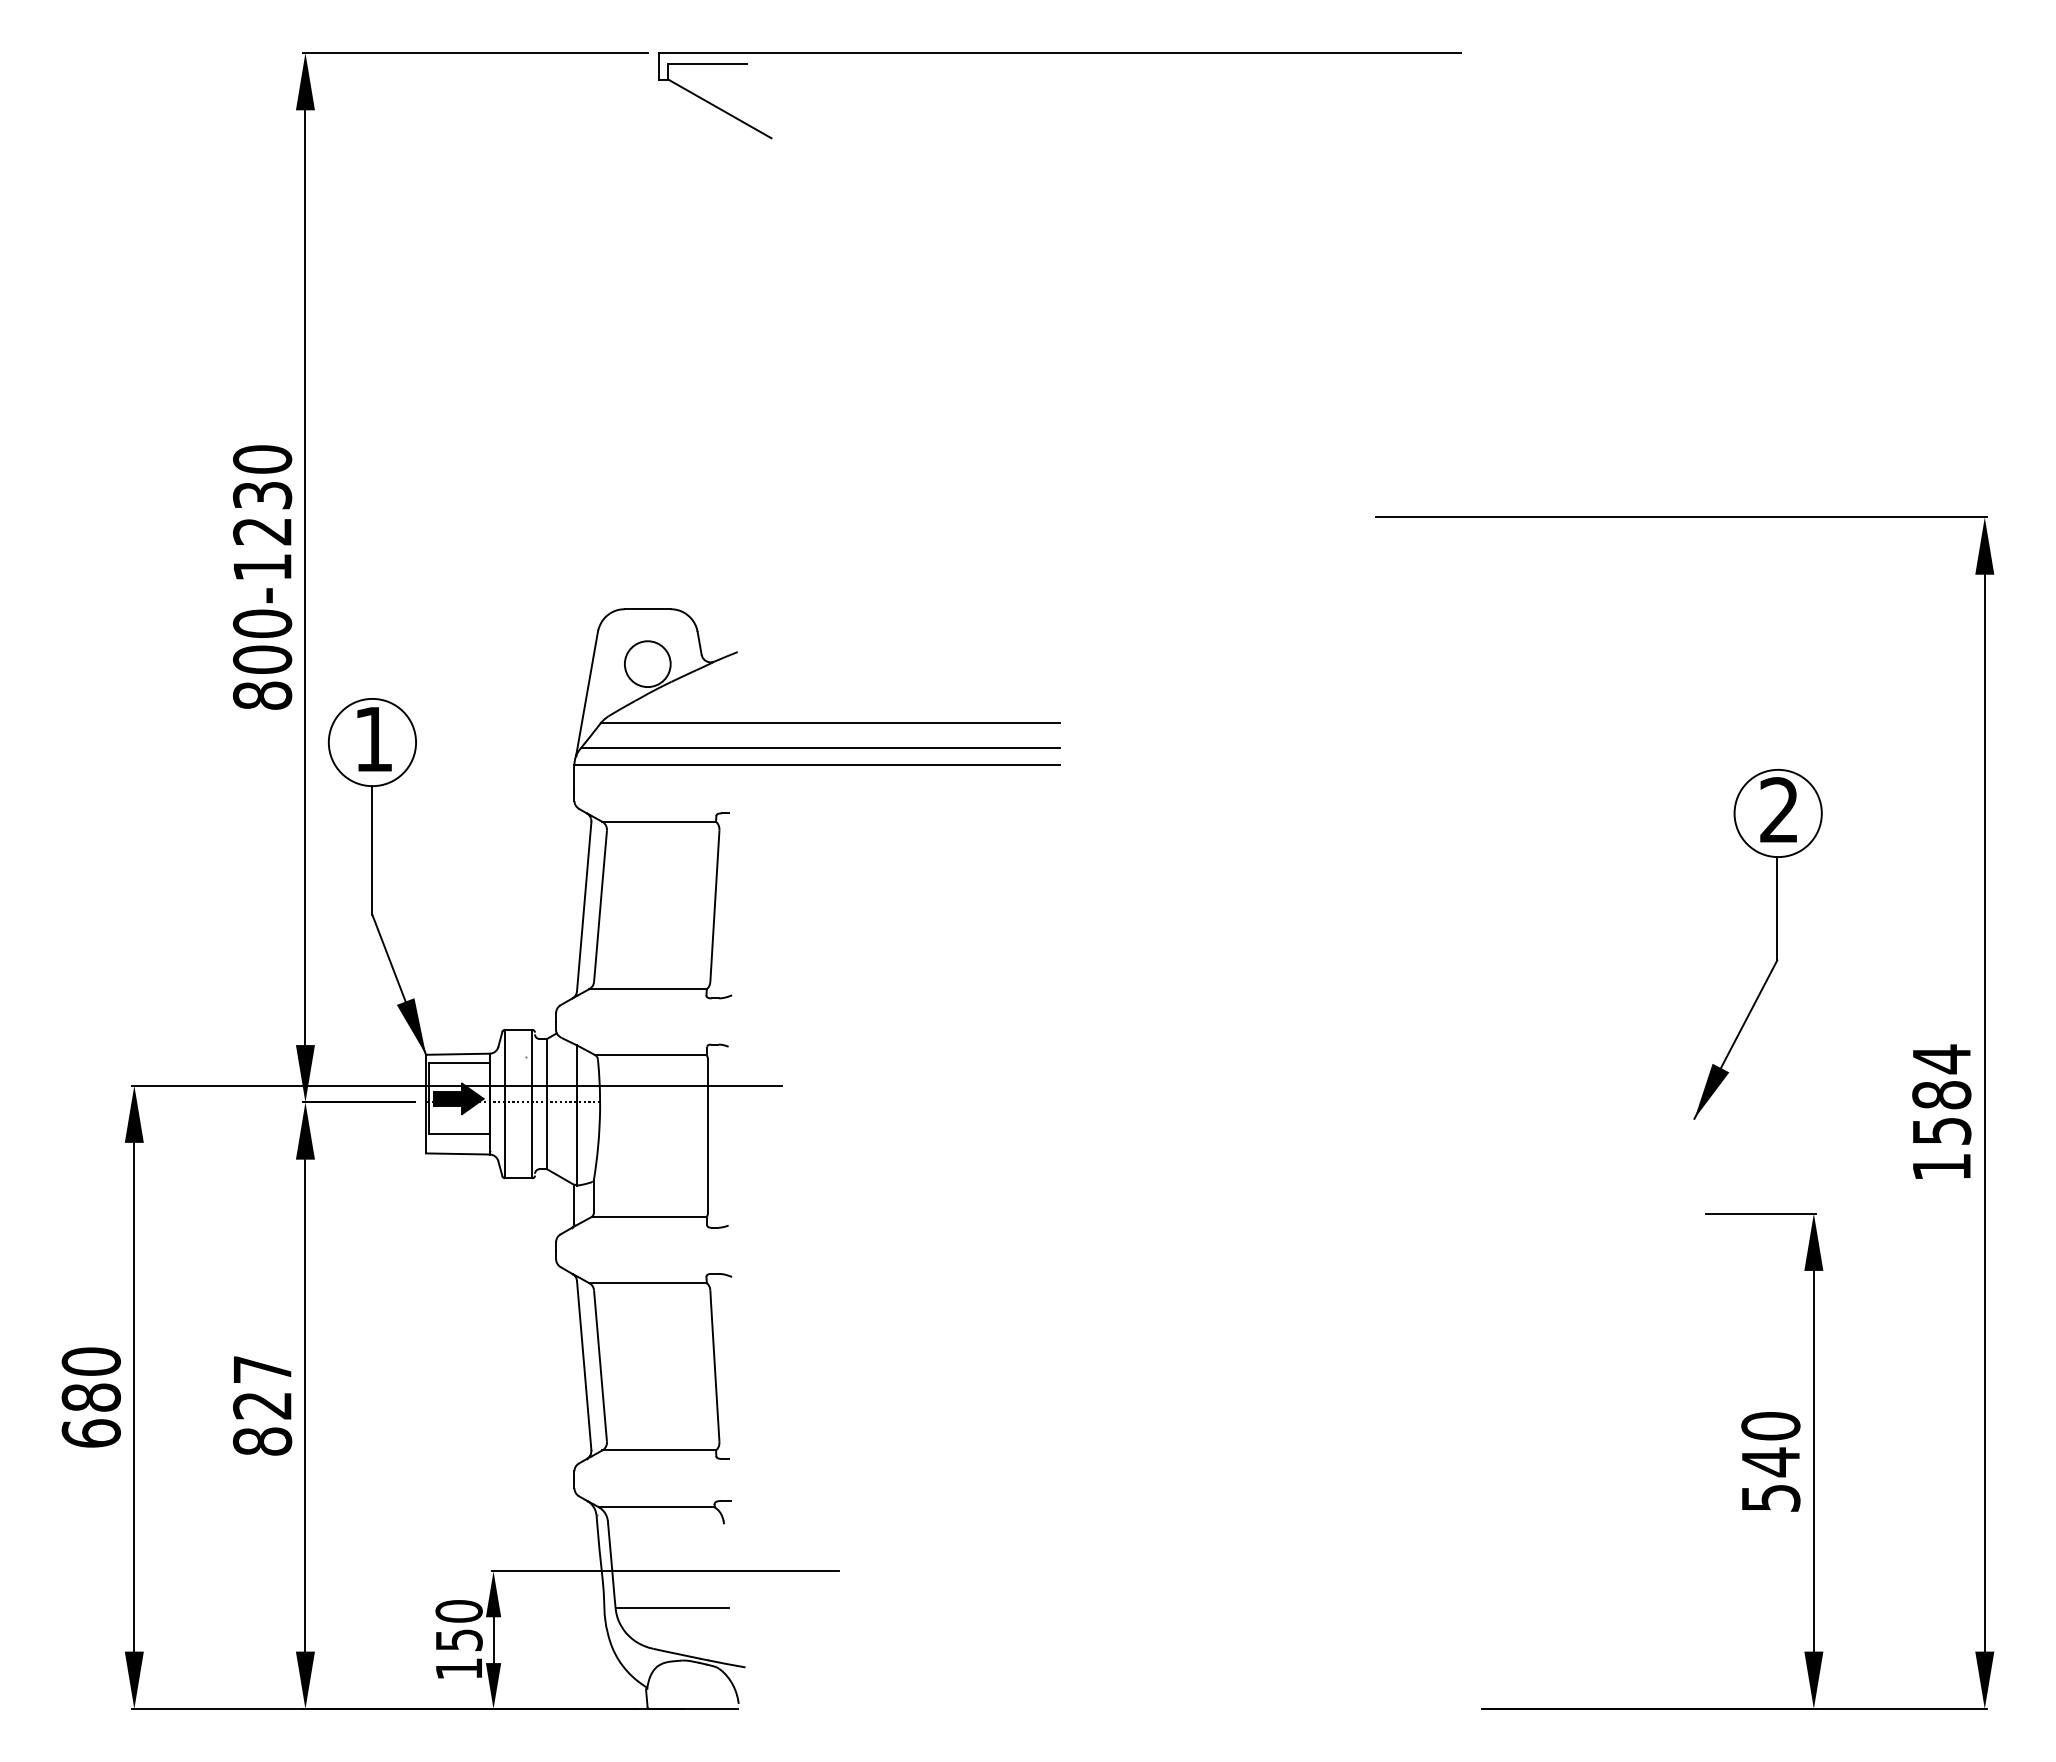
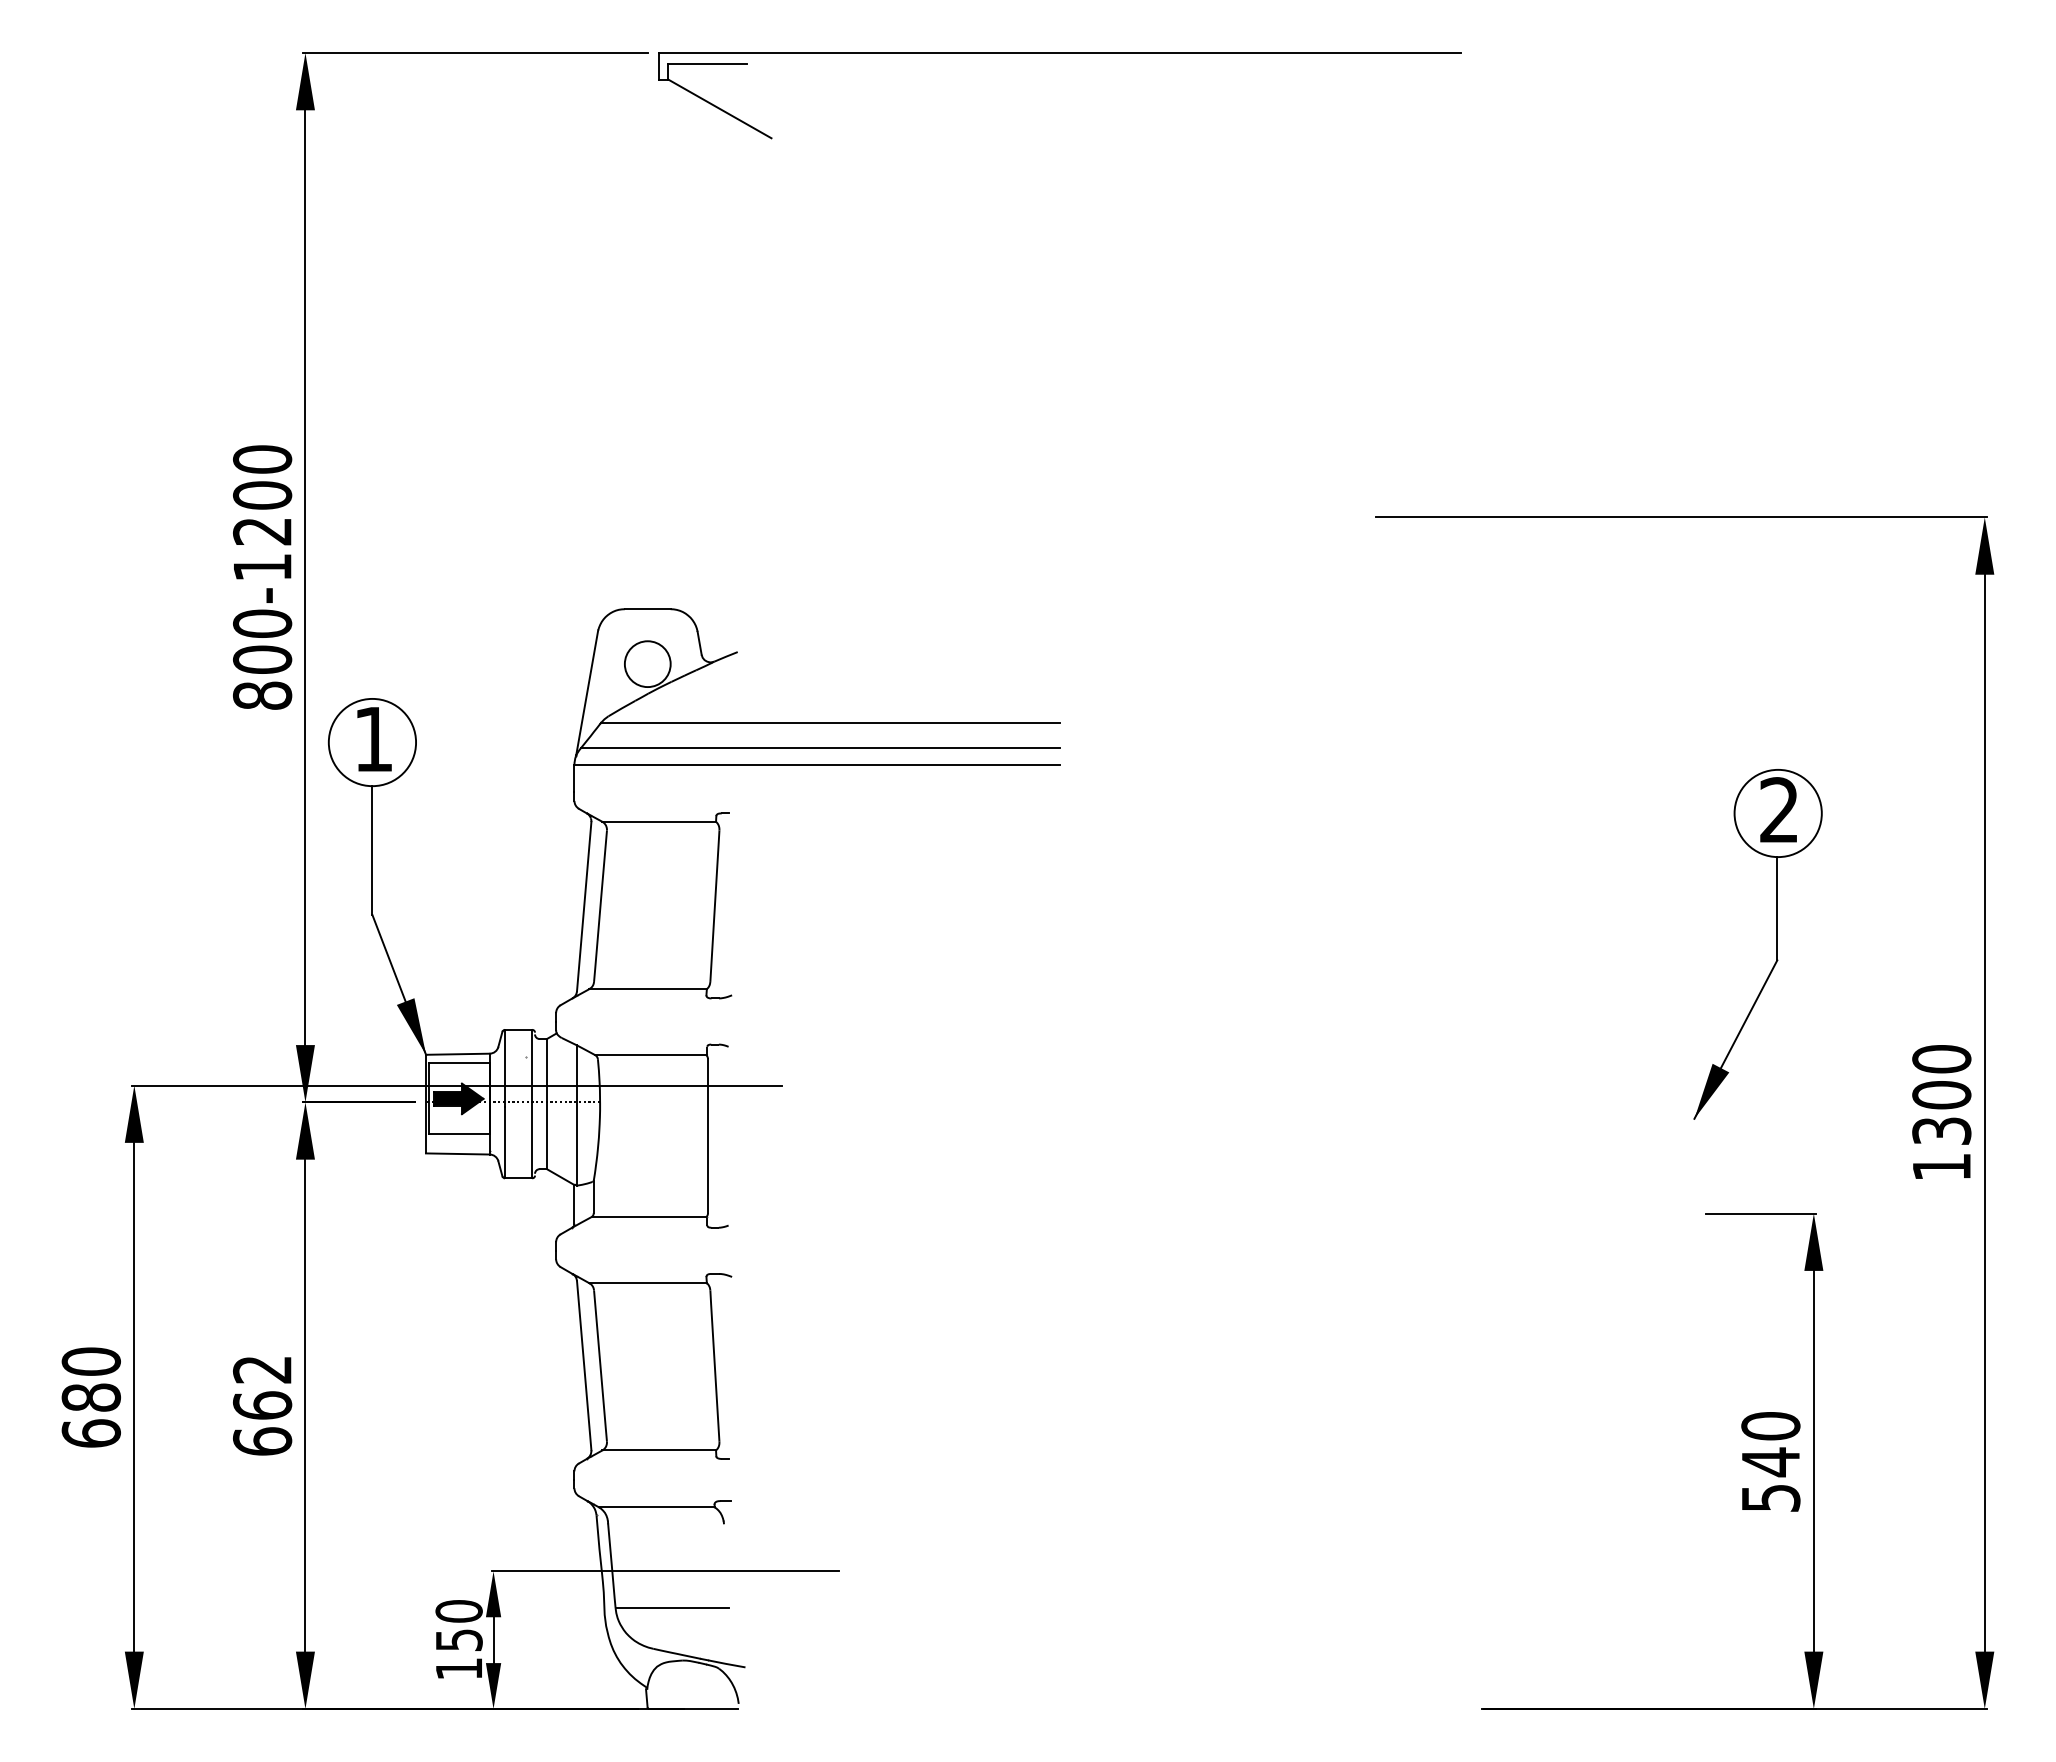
text: 800-1230 -> 800-1200 (262, 495)
text: 1584 -> 1300 (1941, 1094)
text: 827 -> 662 (262, 1405)
